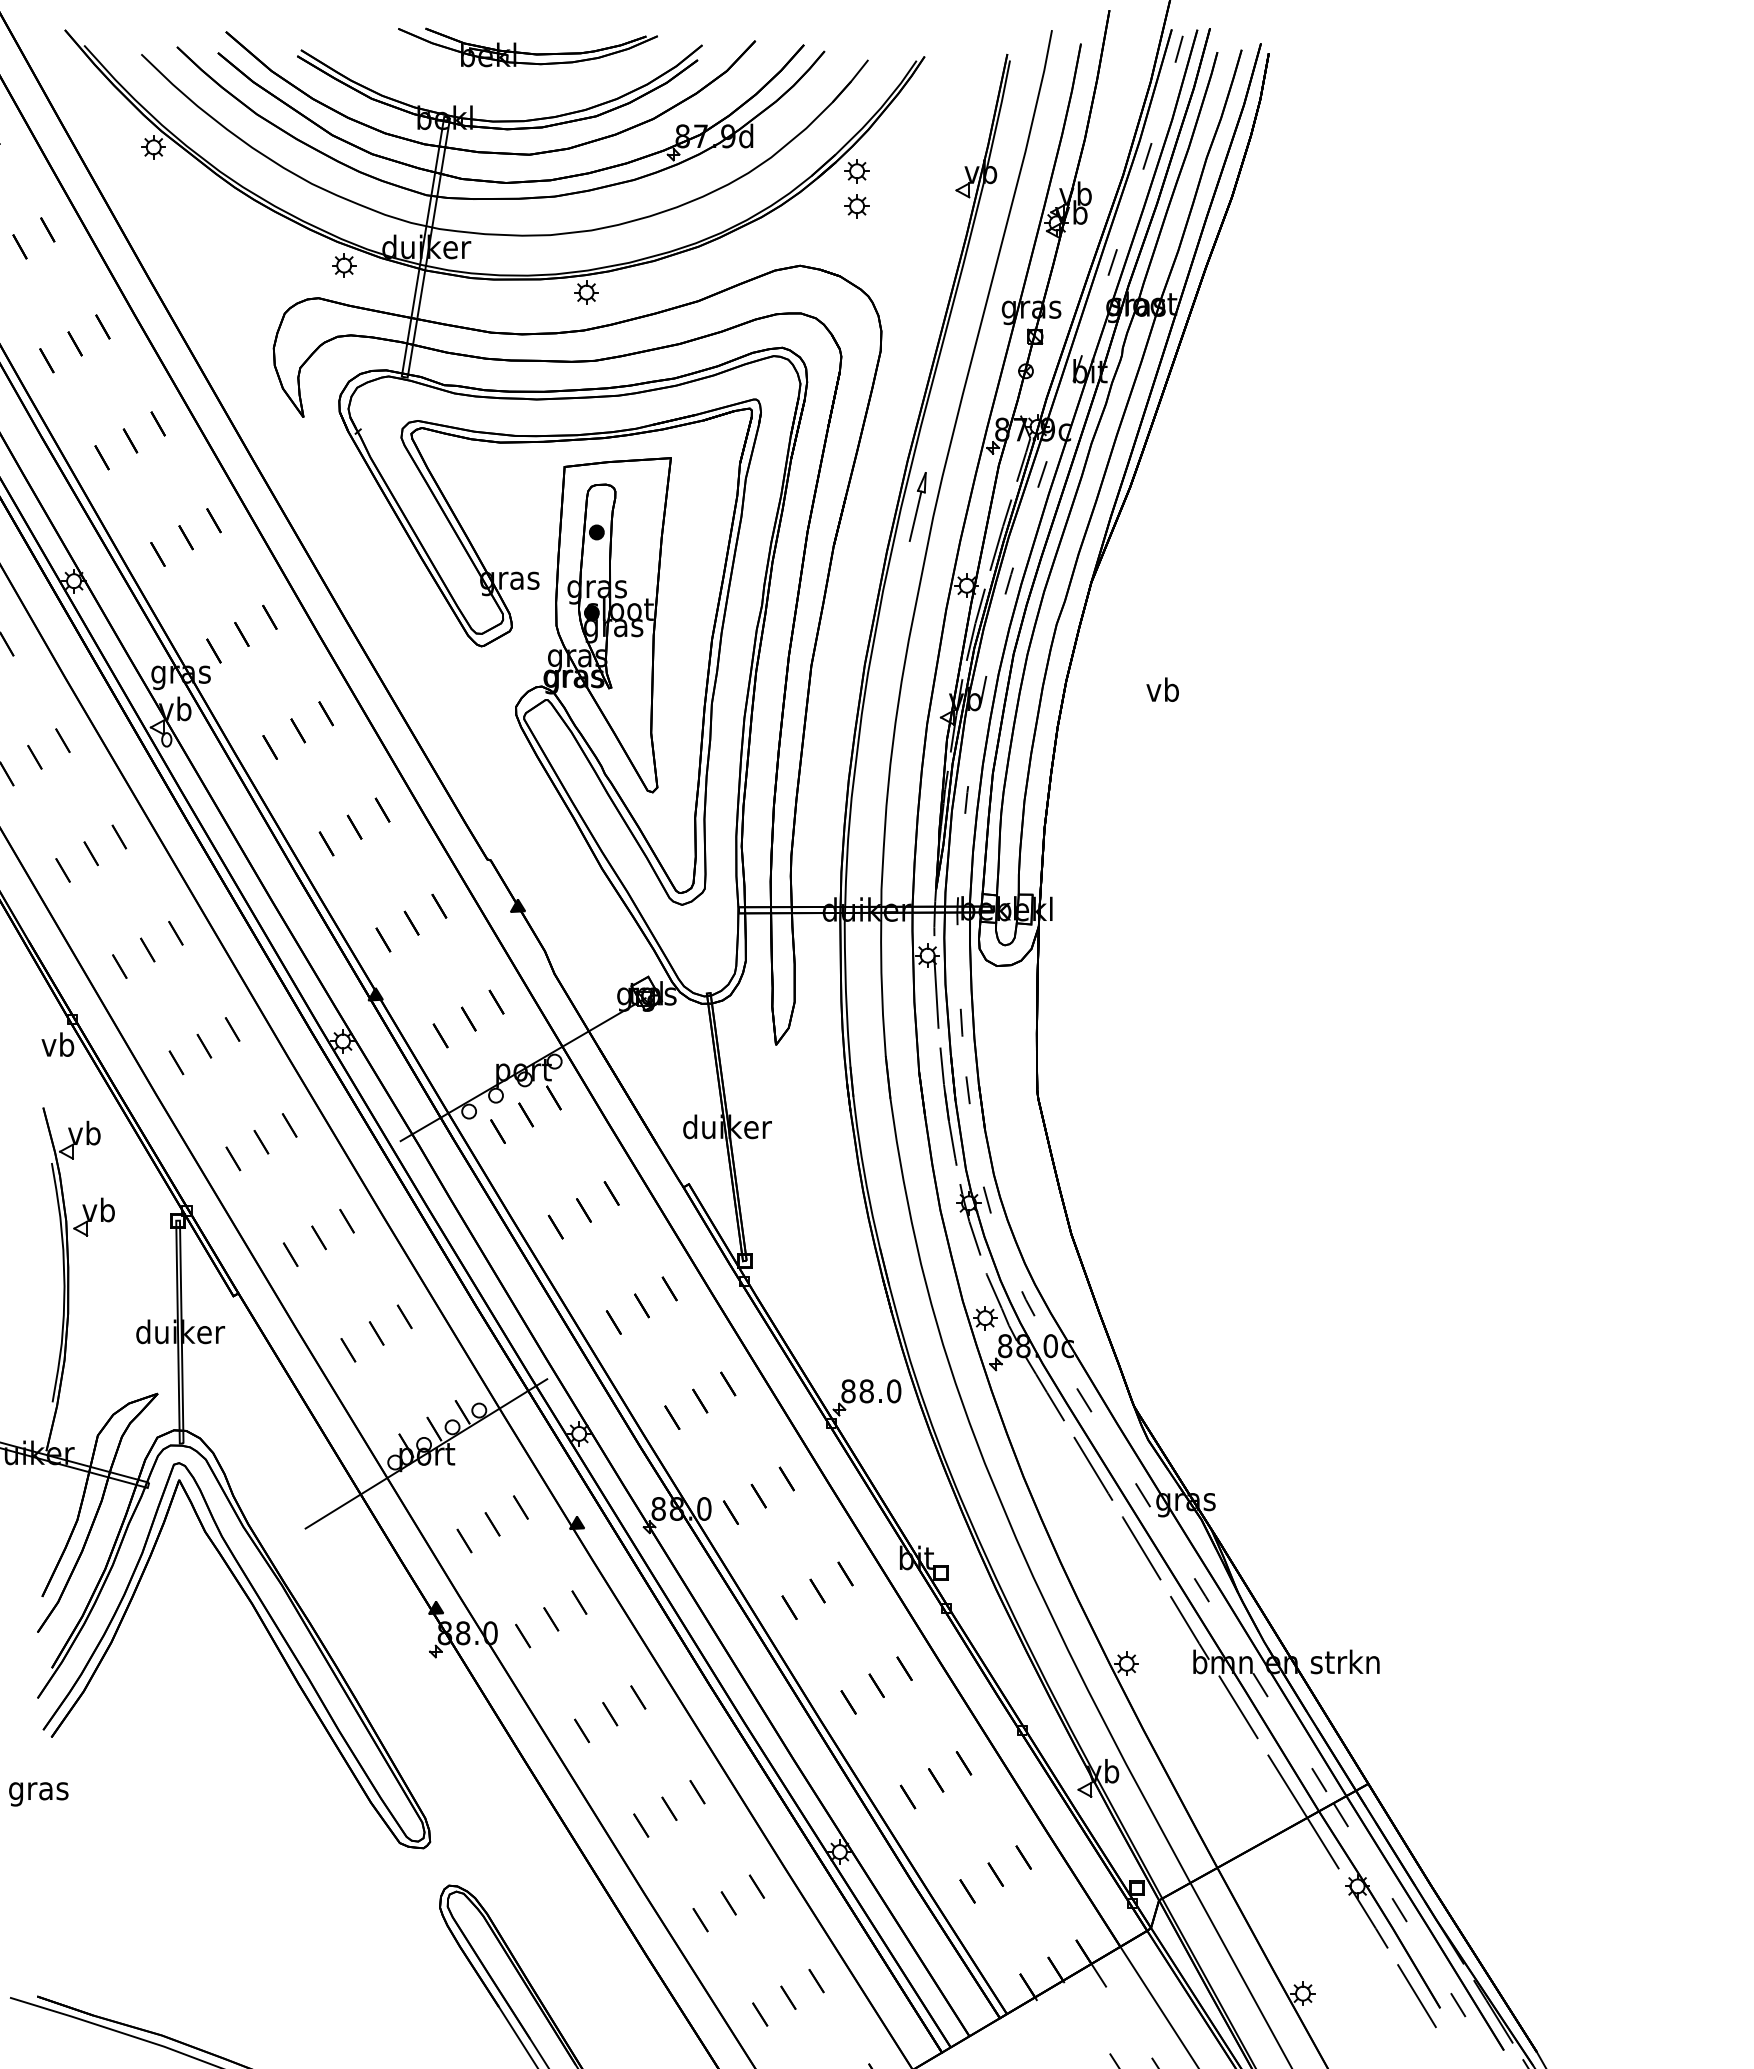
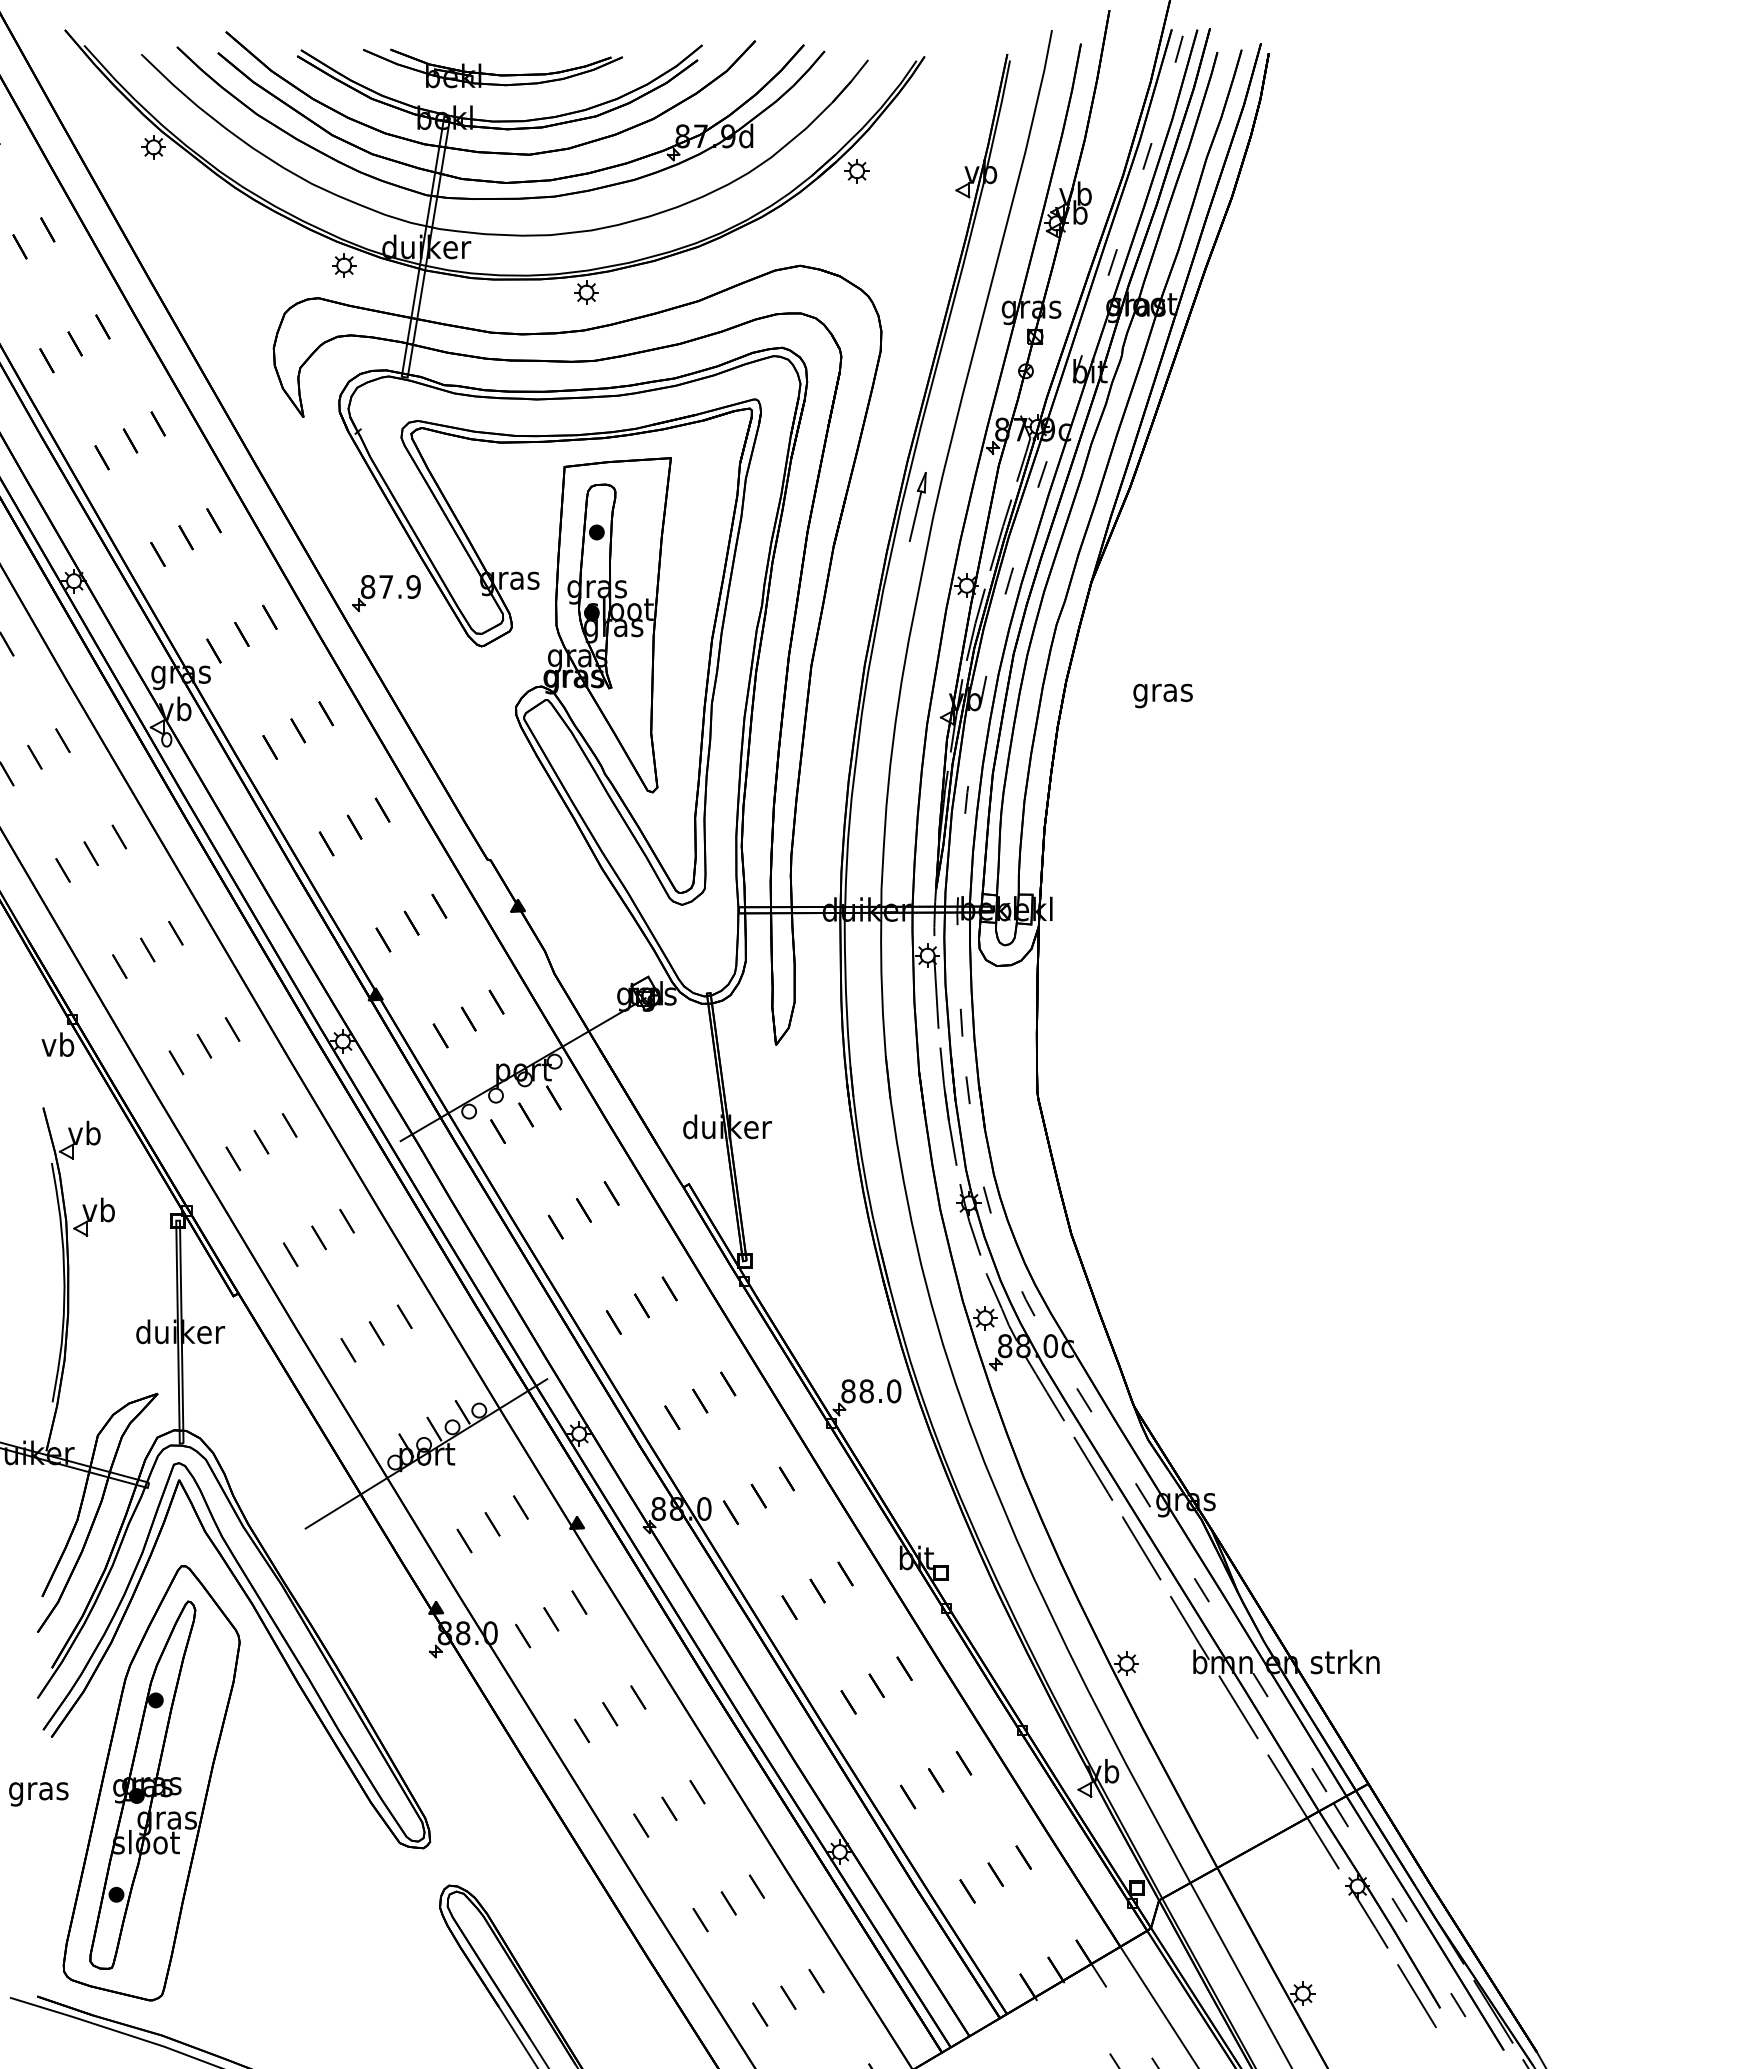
part position: (527, 47) -> (492, 68) (492, 68)
part: present -> none (856, 206)
part: none -> present (386, 593)
text: vb -> gras (1162, 692)
part: none -> present (151, 1783)
